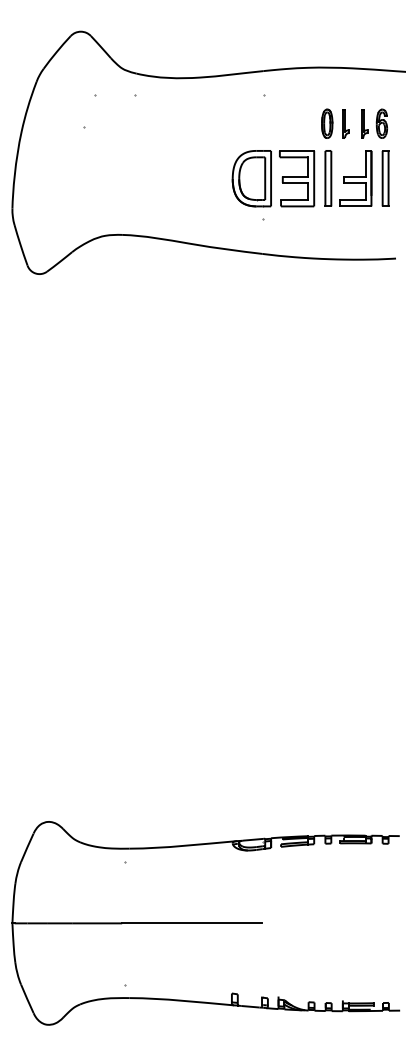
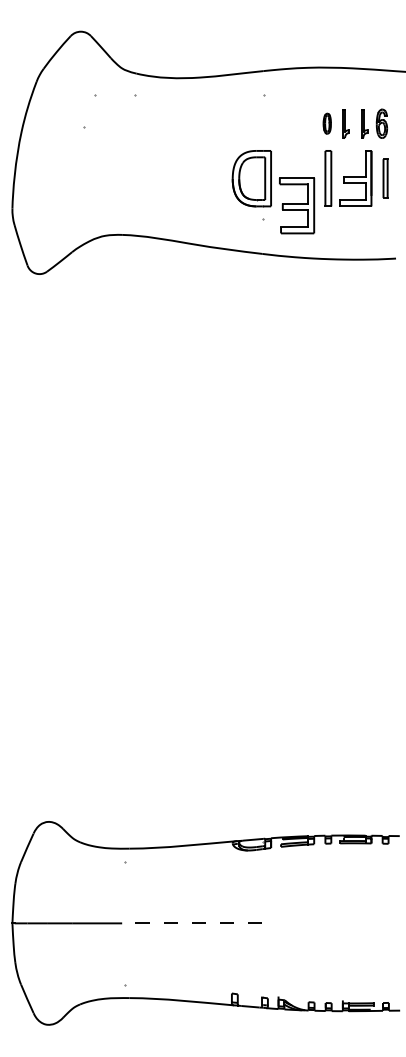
part size: 13x31 px -> 10x23 px (326, 123)
part position: (297, 178) -> (297, 205) (297, 205)
part size: 9x57 px -> 7x41 px (385, 178)
line: solid -> dashed (191, 923)
